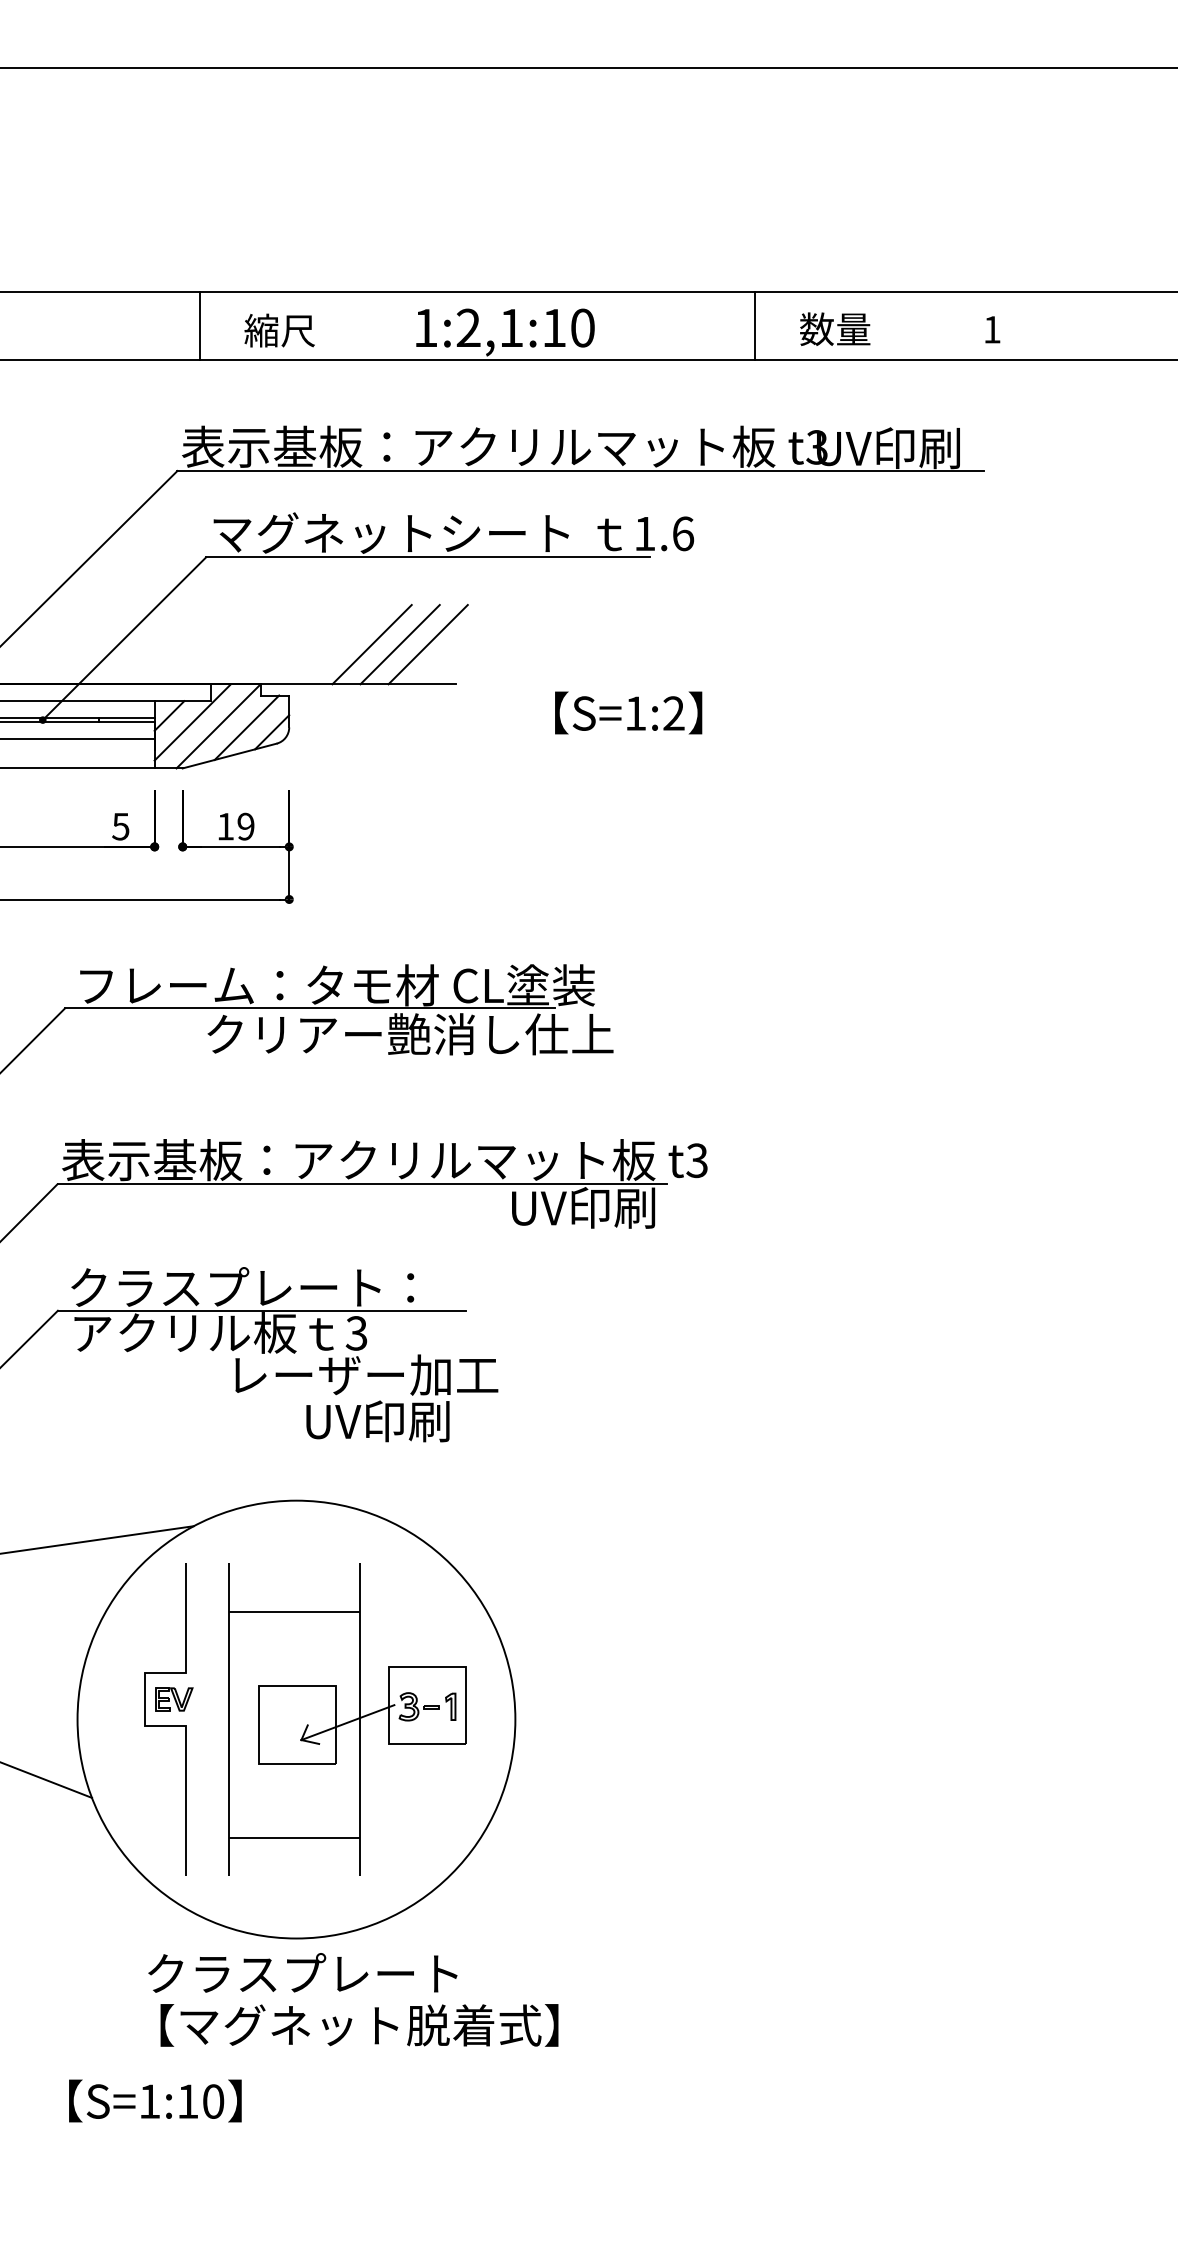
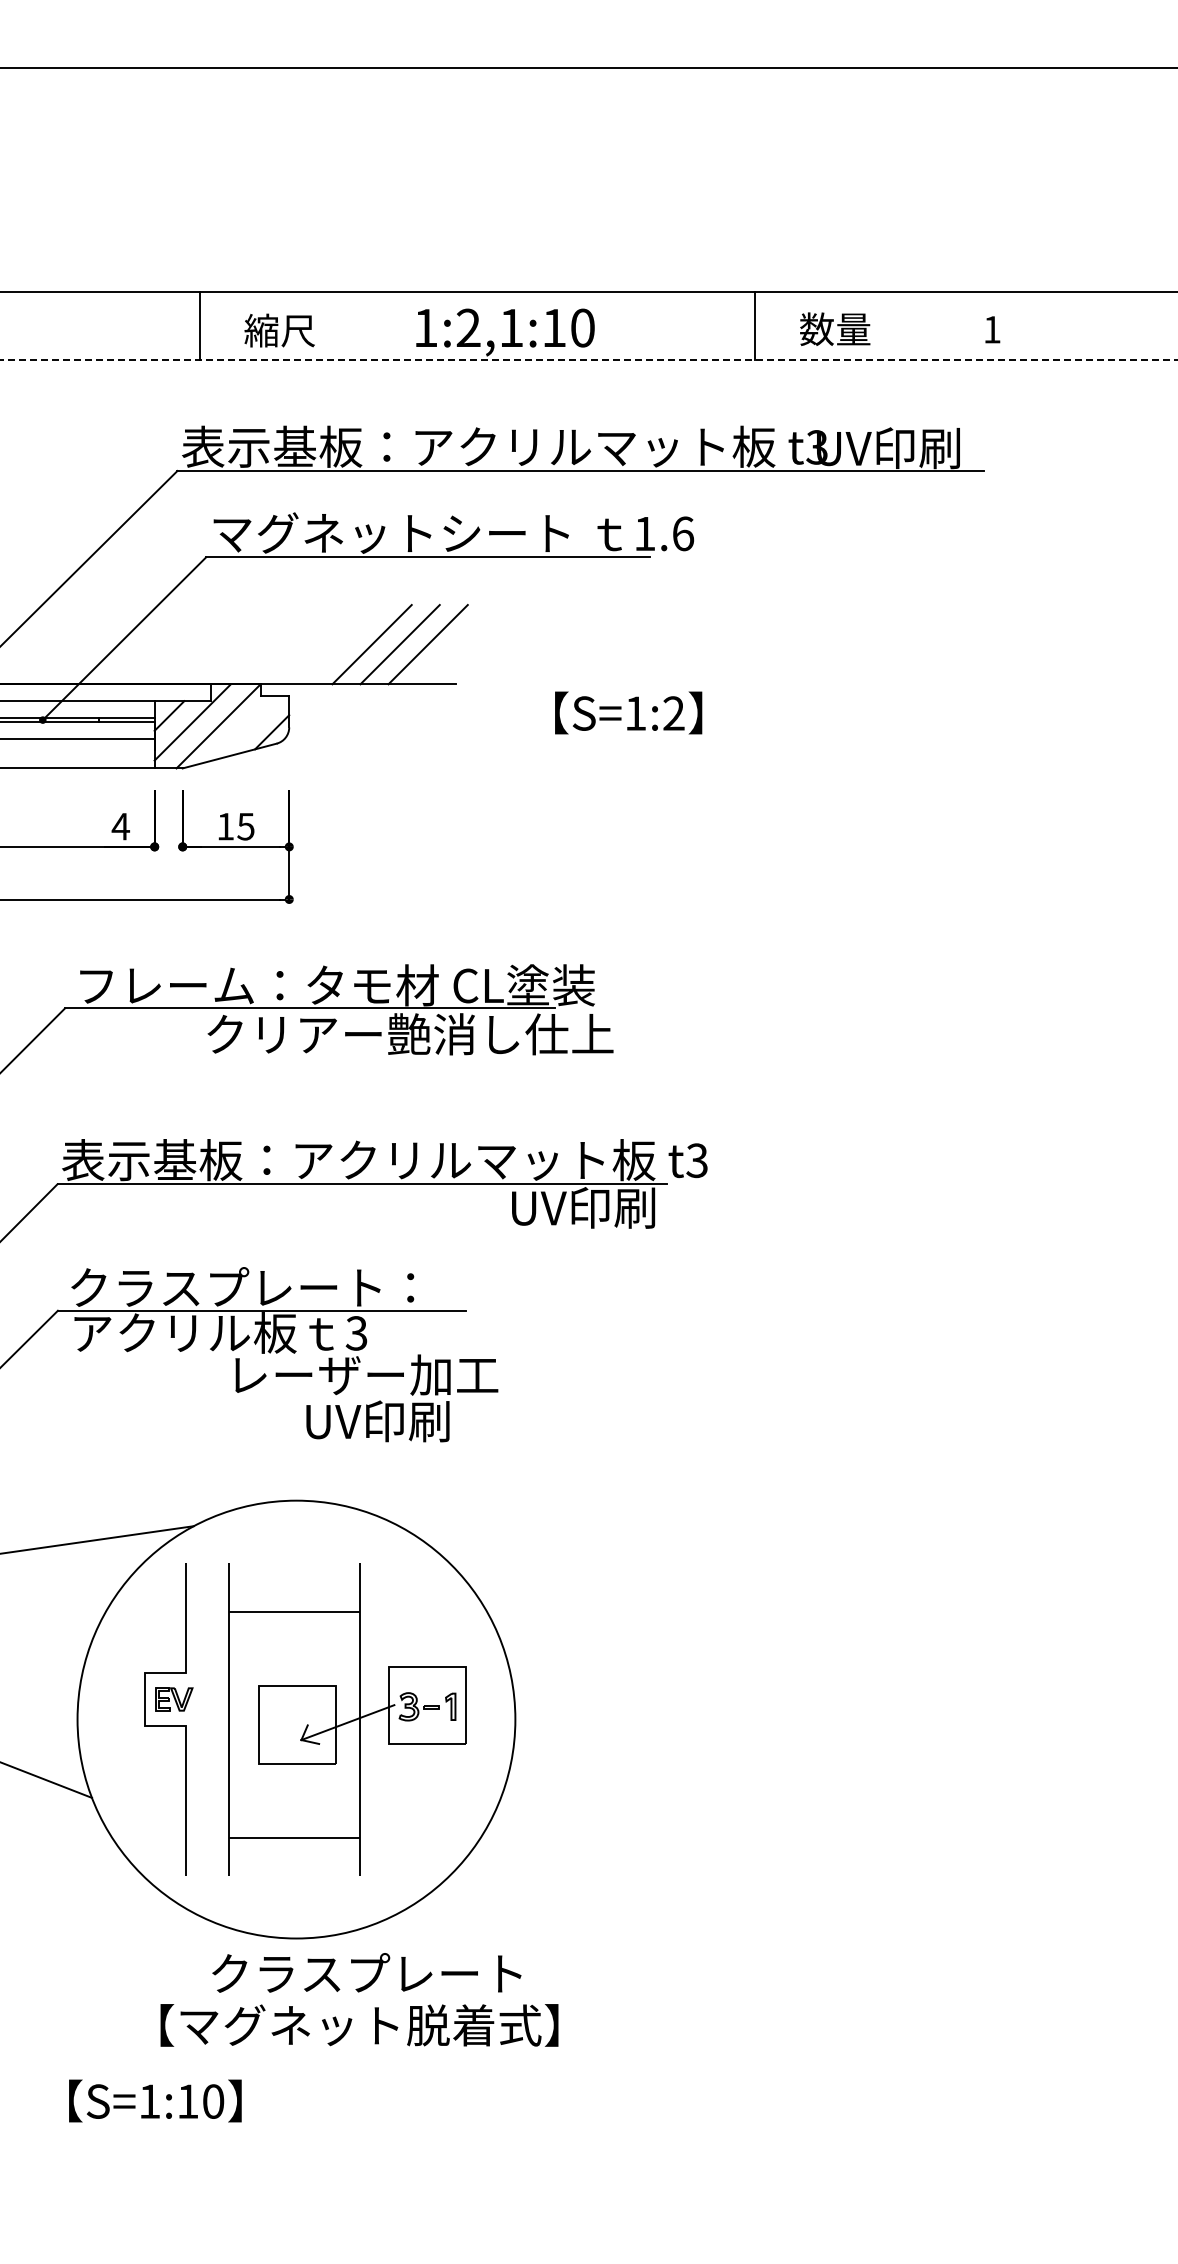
line: solid -> dashed (589, 359)
line: present -> none (246, 727)
text: 5 -> 4 (120, 826)
text: 19 -> 15 (245, 826)
text position: (302, 1972) -> (366, 1972) (366, 1972)
